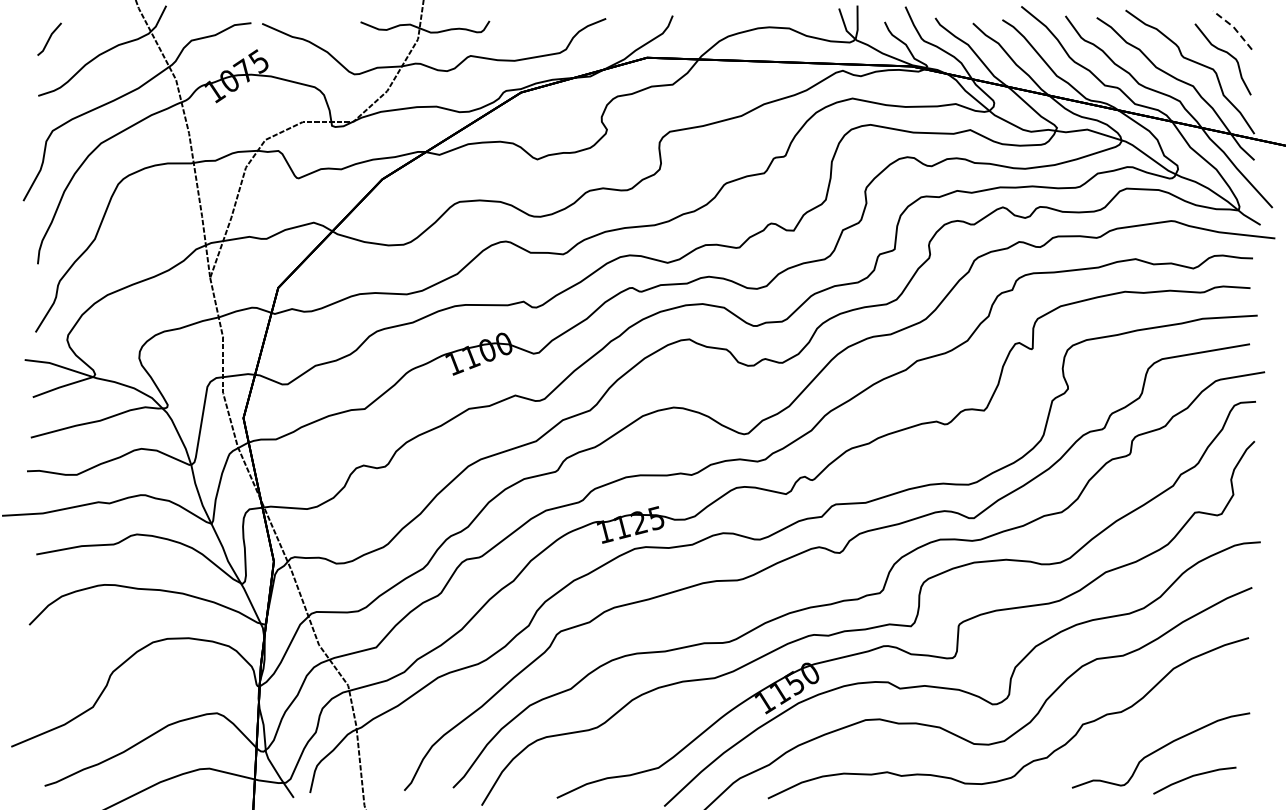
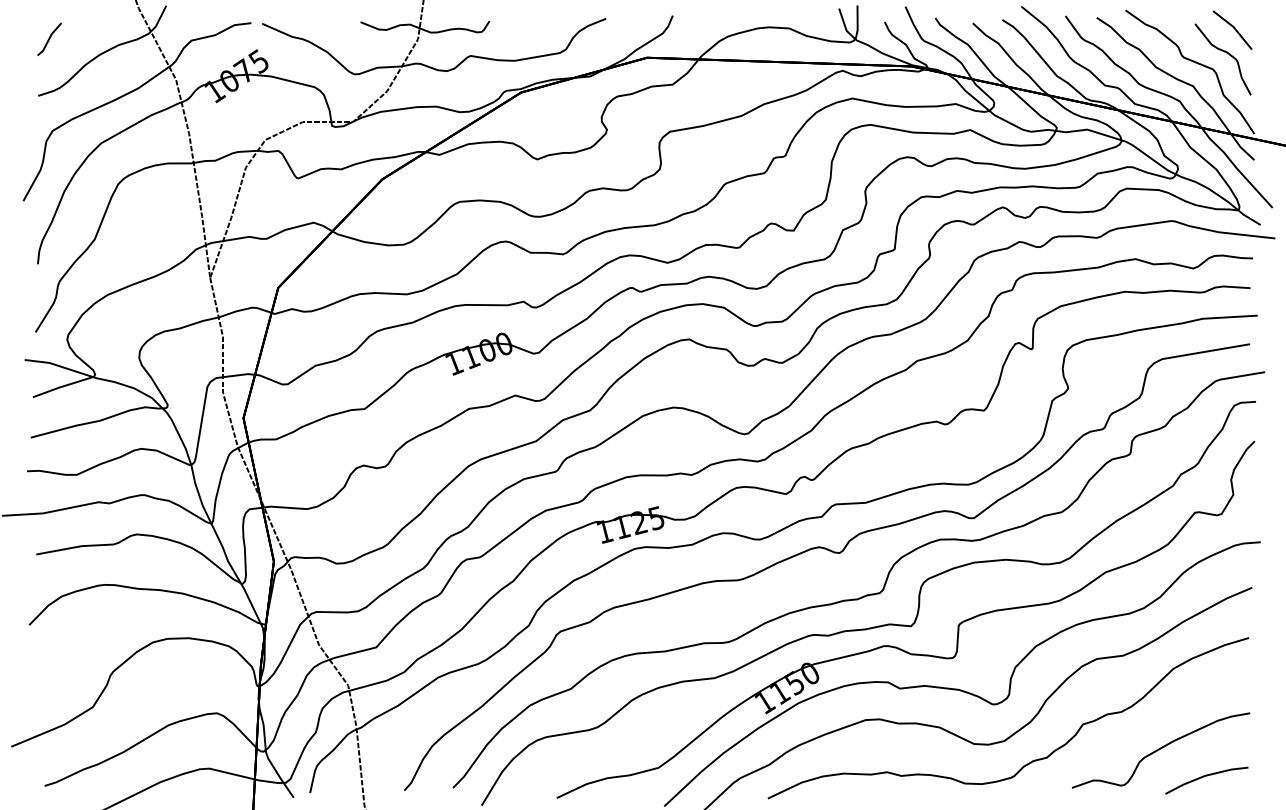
line: dashed -> solid (1234, 27)
line position: (1192, 777) -> (1204, 777) (1204, 777)
